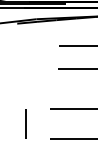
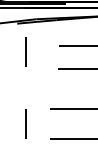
line: none -> present (25, 51)
